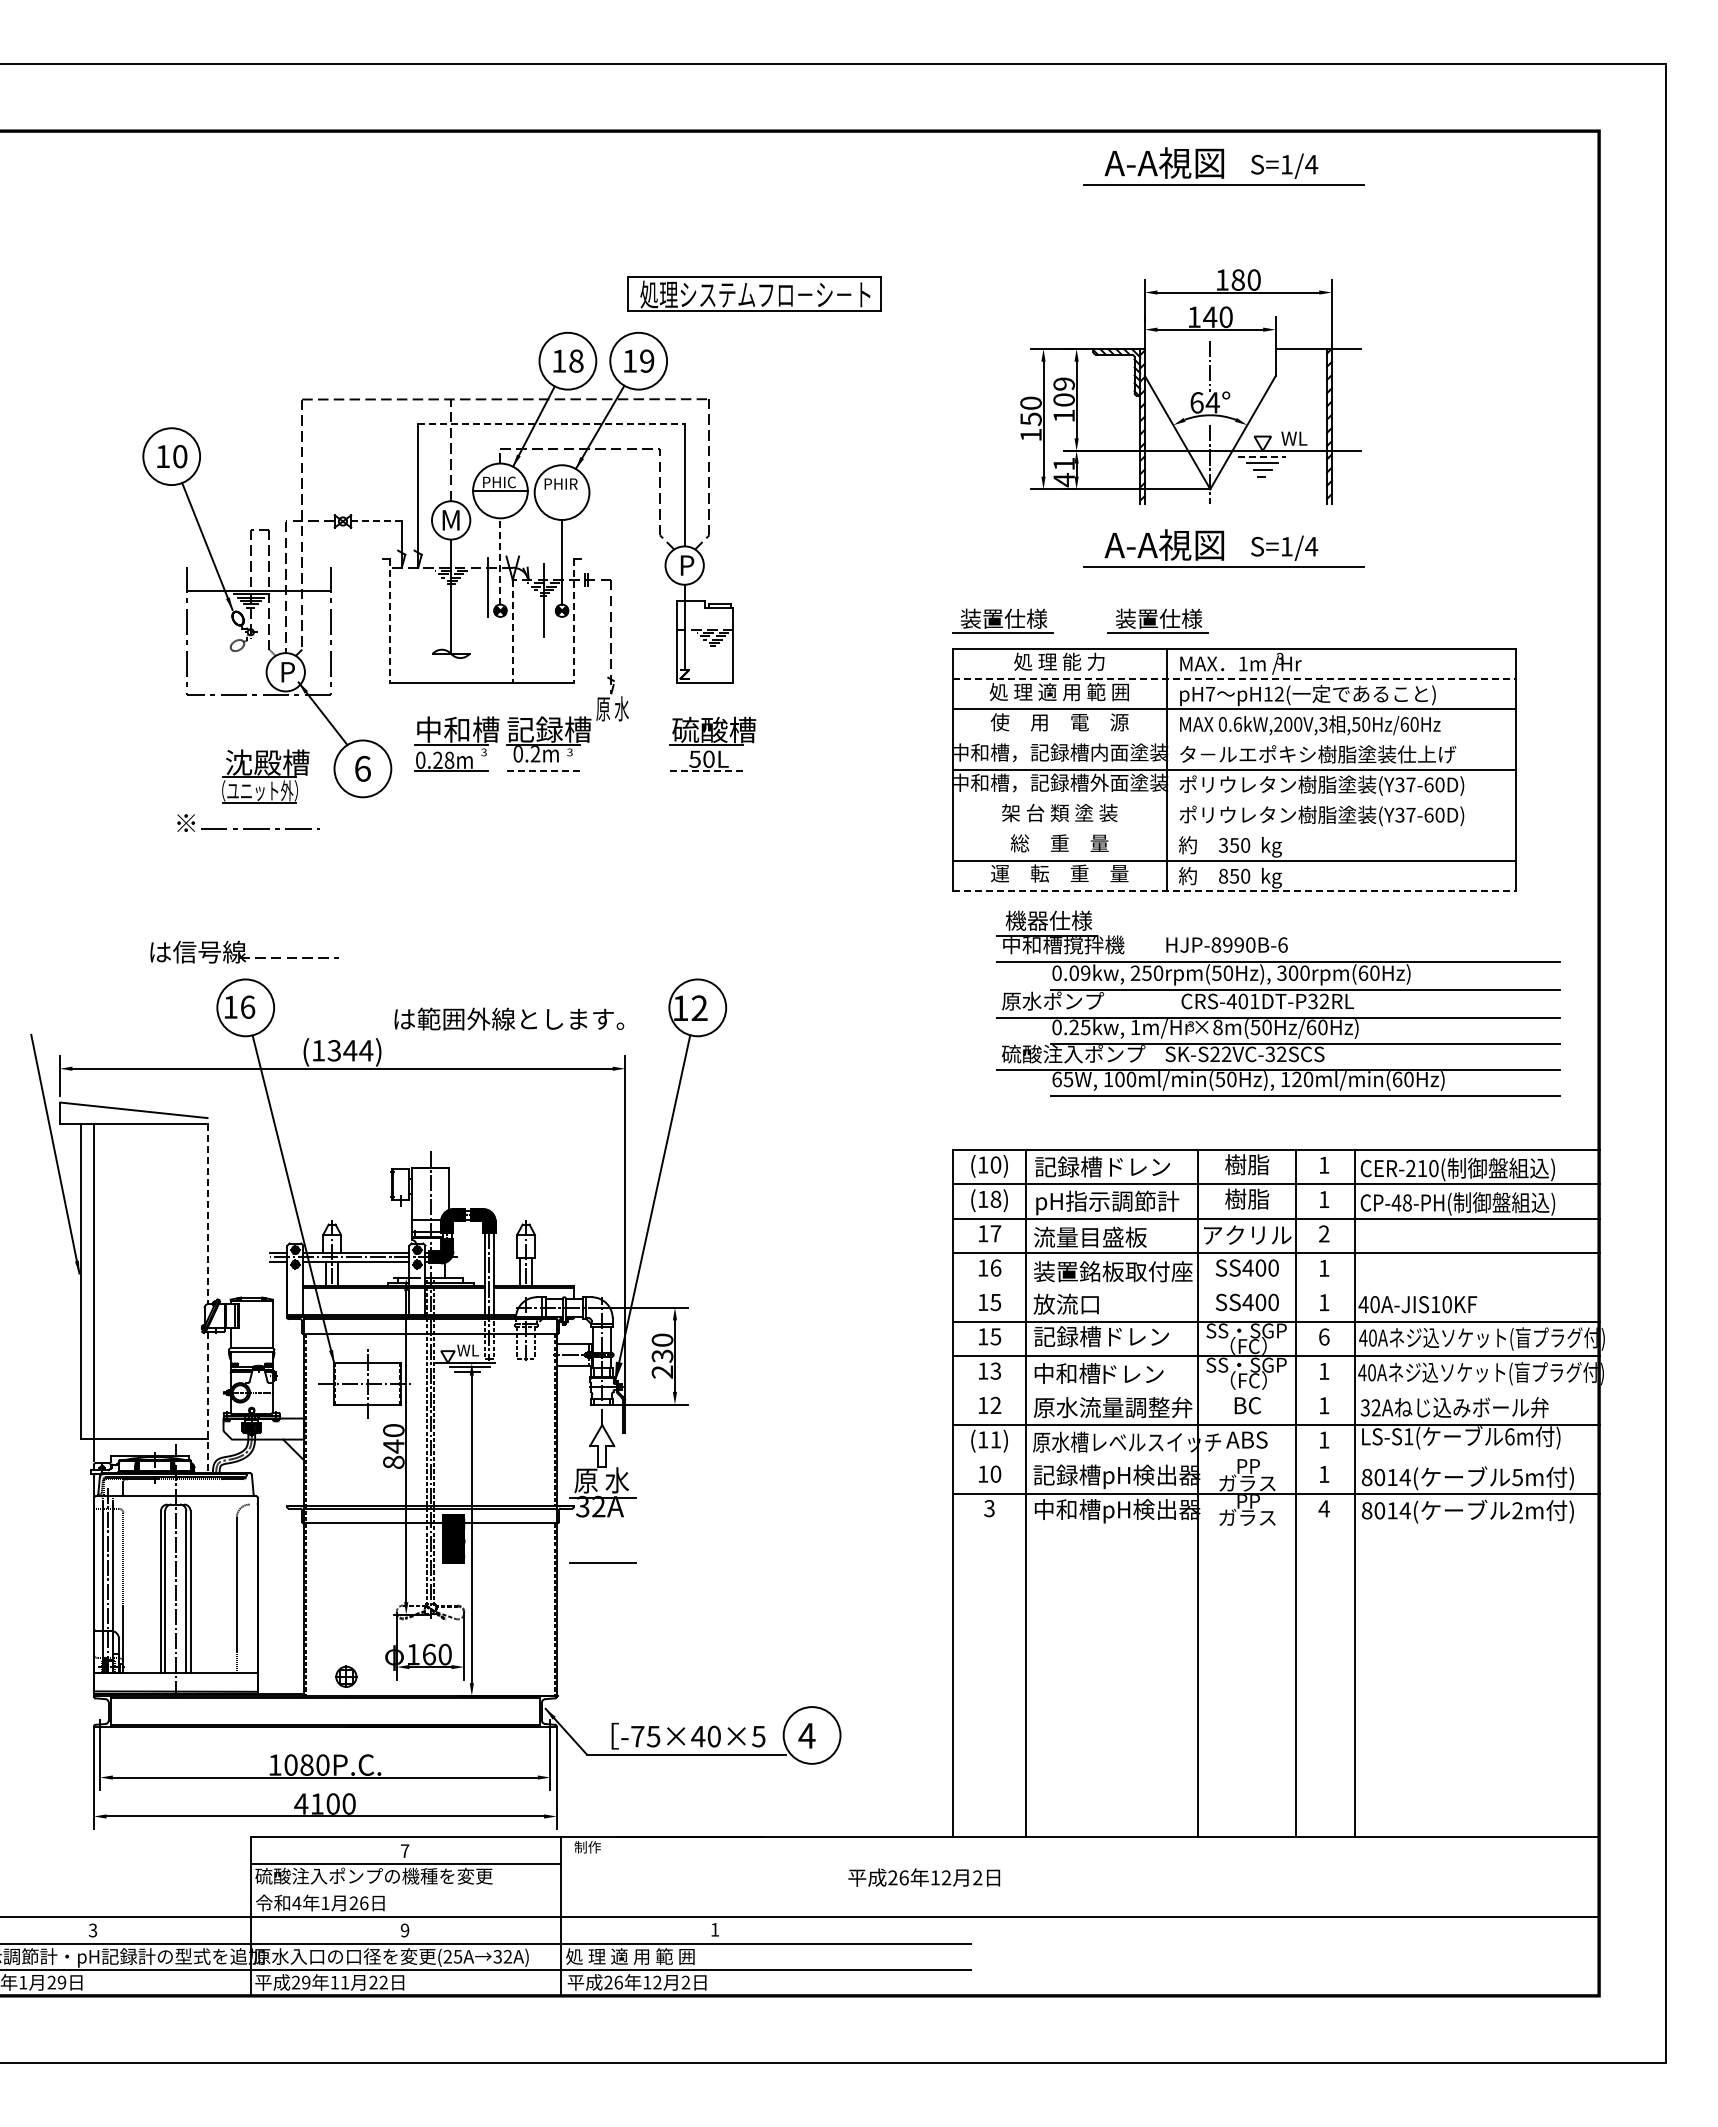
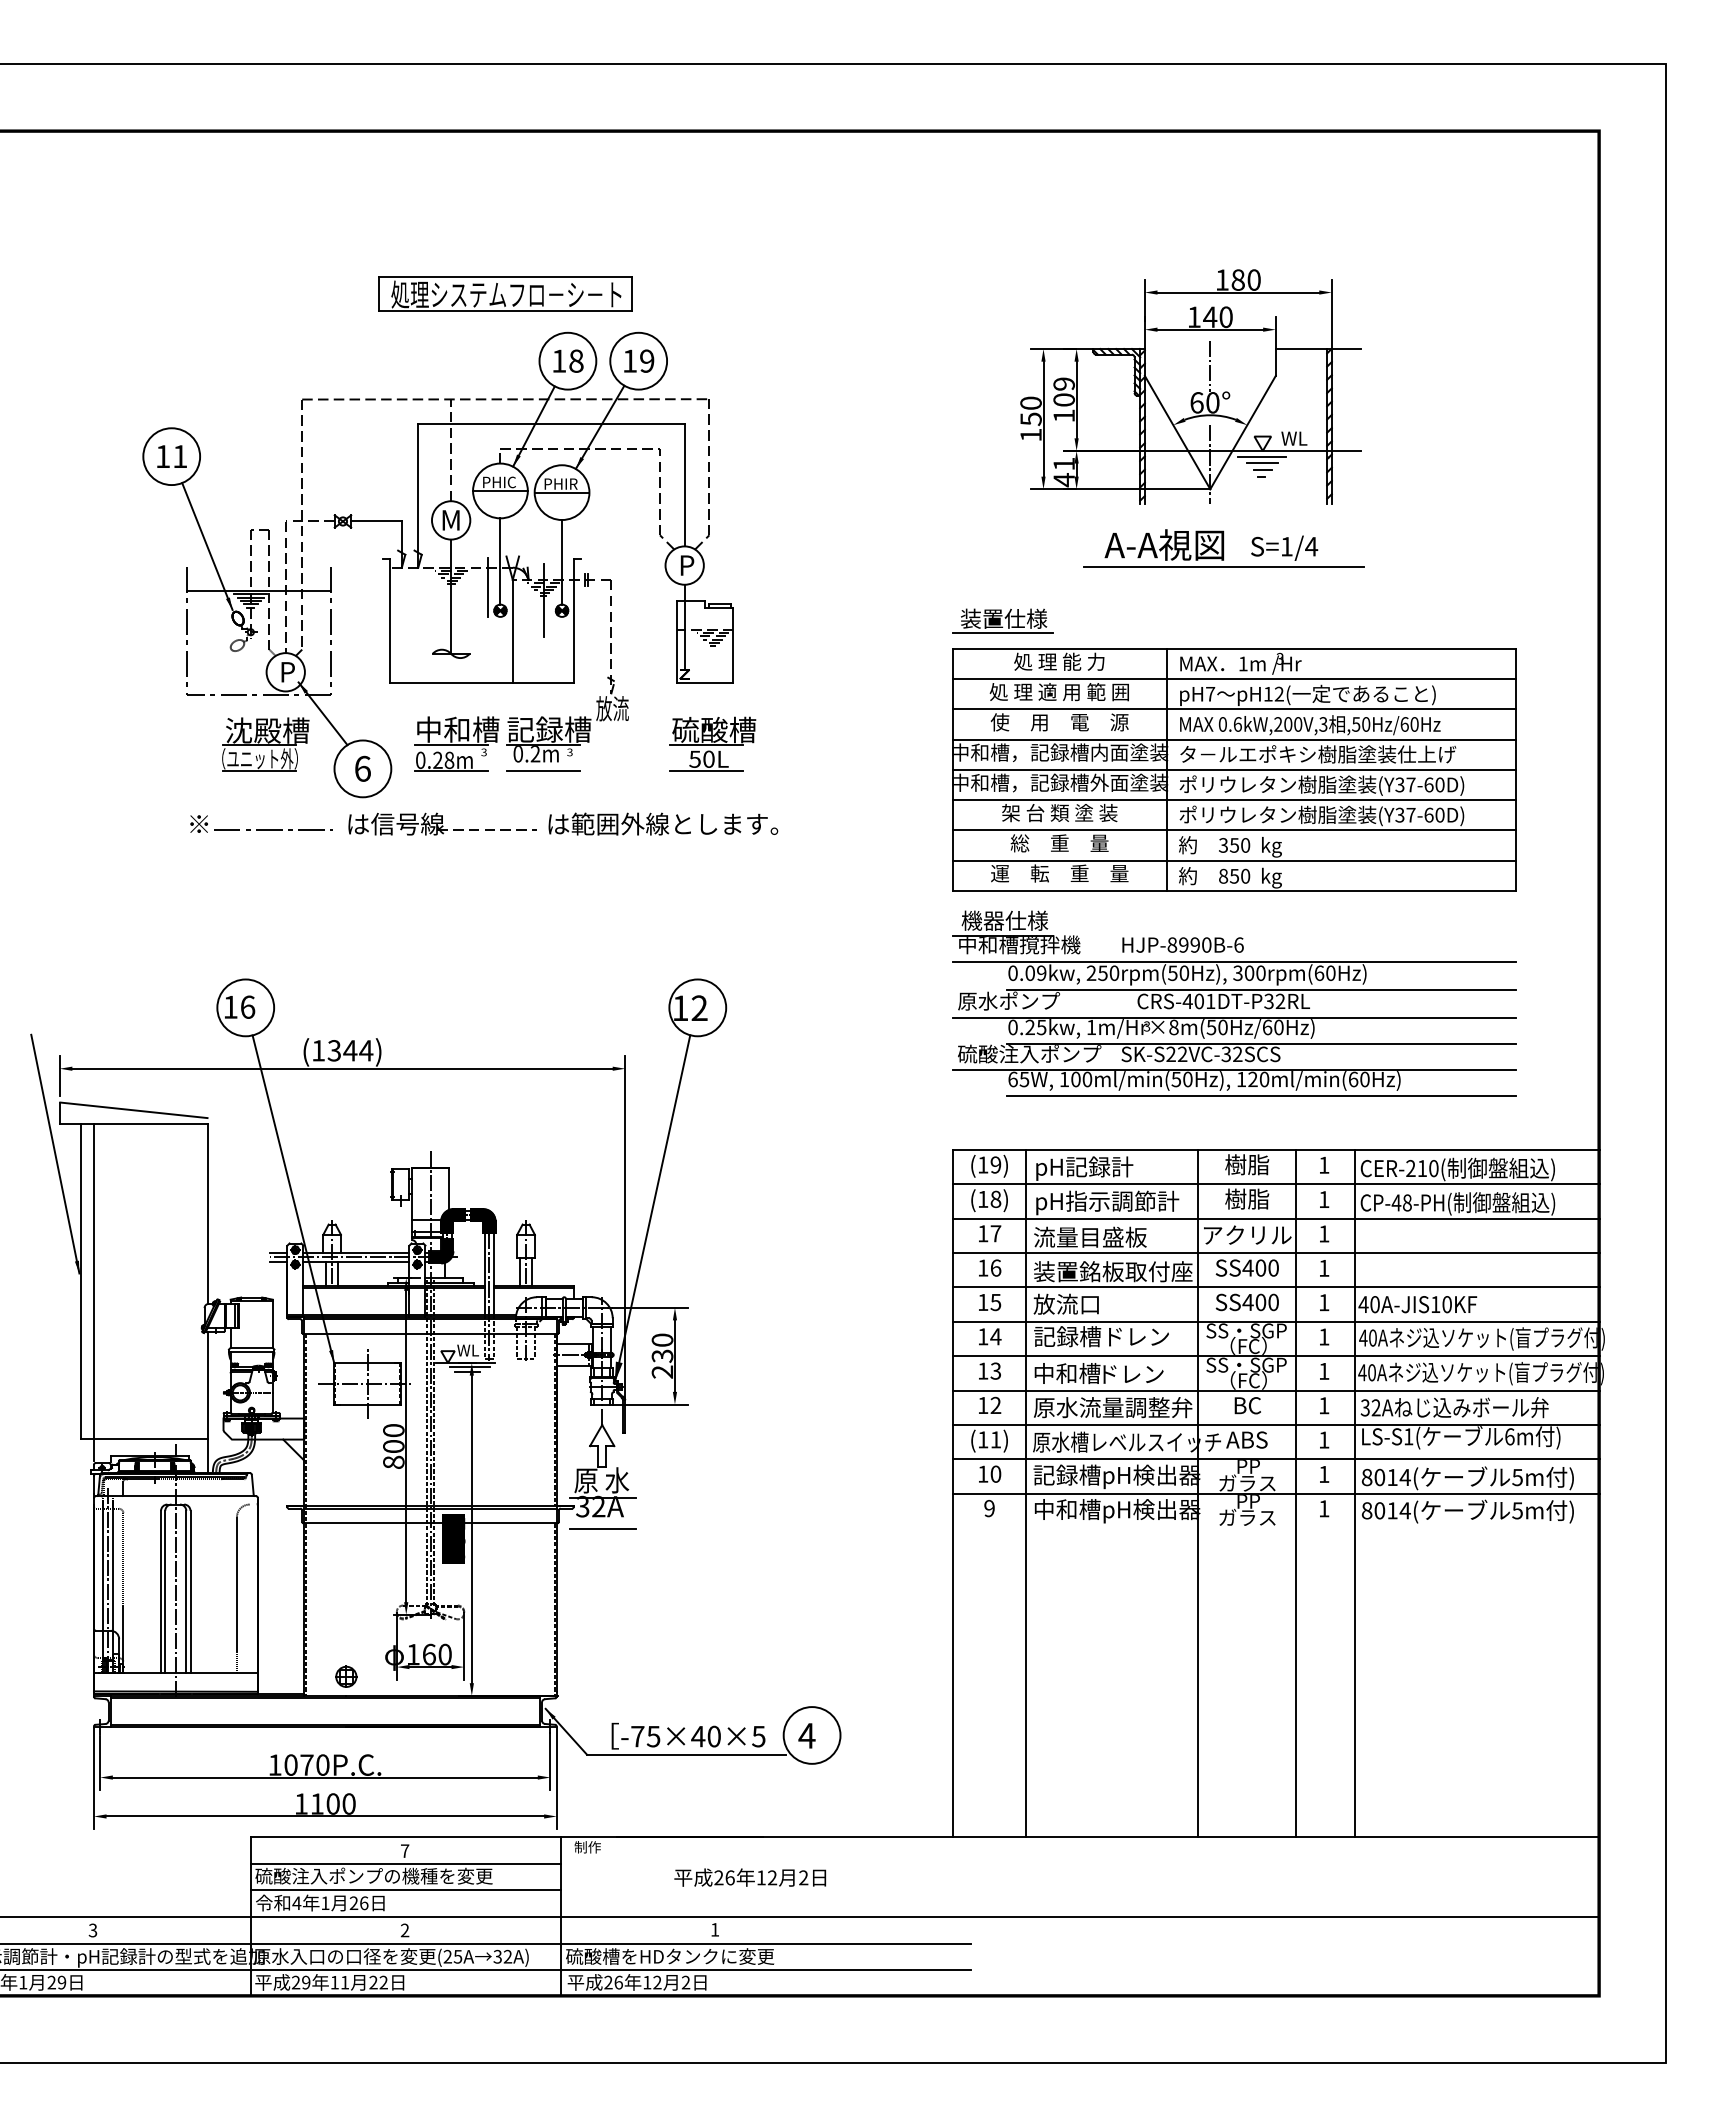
part: present -> none (1223, 166)
part position: (754, 293) -> (505, 293) (505, 293)
text: 64° -> 60° (1212, 402)
line: dashed -> solid (552, 423)
text: 10 -> 11 (180, 456)
line: dashed -> solid (1262, 456)
line: none -> present (561, 492)
line: dashed -> solid (376, 521)
line: dashed -> solid (500, 560)
part: present -> none (1157, 620)
line: dashed -> solid (389, 621)
line: dashed -> solid (574, 621)
line: dashed -> solid (512, 631)
line: dashed -> solid (1234, 679)
text: 原 水 -> 放流 (612, 708)
line: none -> present (1234, 739)
line: dashed -> solid (543, 771)
line: dashed -> solid (706, 771)
part position: (265, 776) -> (265, 744) (265, 744)
line: none -> present (1234, 800)
part position: (248, 822) -> (261, 823) (261, 823)
line: none -> present (1234, 830)
line: dashed -> solid (1234, 890)
part position: (244, 951) -> (442, 823) (442, 823)
part position: (1278, 1003) -> (1234, 1003) (1234, 1003)
text position: (509, 1018) -> (663, 823) (663, 823)
text: (10) -> (19) (995, 1164)
text: 記録槽ドレン -> pH記録計 (1102, 1168)
line: dashed -> solid (207, 1214)
text: 2 -> 1 (1324, 1233)
line: none -> present (1275, 1287)
text: 15 -> 14 (995, 1336)
text: 6 -> 1 (1324, 1336)
line: none -> present (1275, 1390)
line: dashed -> solid (207, 1403)
text: 840 -> 800 (393, 1446)
line: none -> present (1275, 1459)
text: 3 -> 9 (989, 1508)
text: 4 -> 1 (1323, 1508)
text: 2m -> 5m (1517, 1510)
line position: (602, 1562) -> (602, 1528) (602, 1528)
text: 1080P.C. -> 1070P.C. (306, 1764)
text: 4100 -> 1100 (301, 1803)
text position: (924, 1877) -> (750, 1877) (750, 1877)
line: none -> present (405, 1890)
text: 9 -> 2 (404, 1930)
text: 処 理 適 用 範 囲 -> 硫酸槽をHDタンクに変更 (670, 1956)
